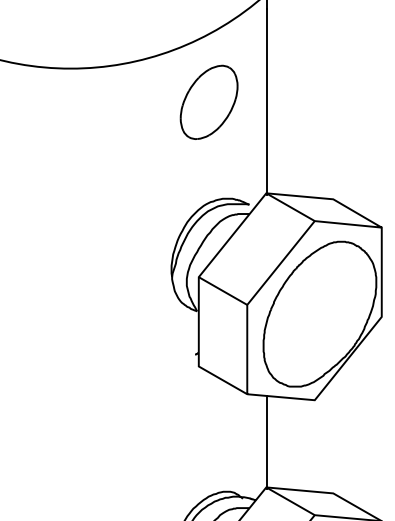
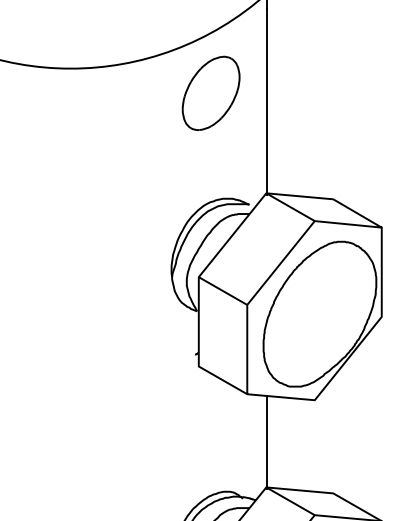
part position: (208, 101) -> (210, 92) (210, 92)
